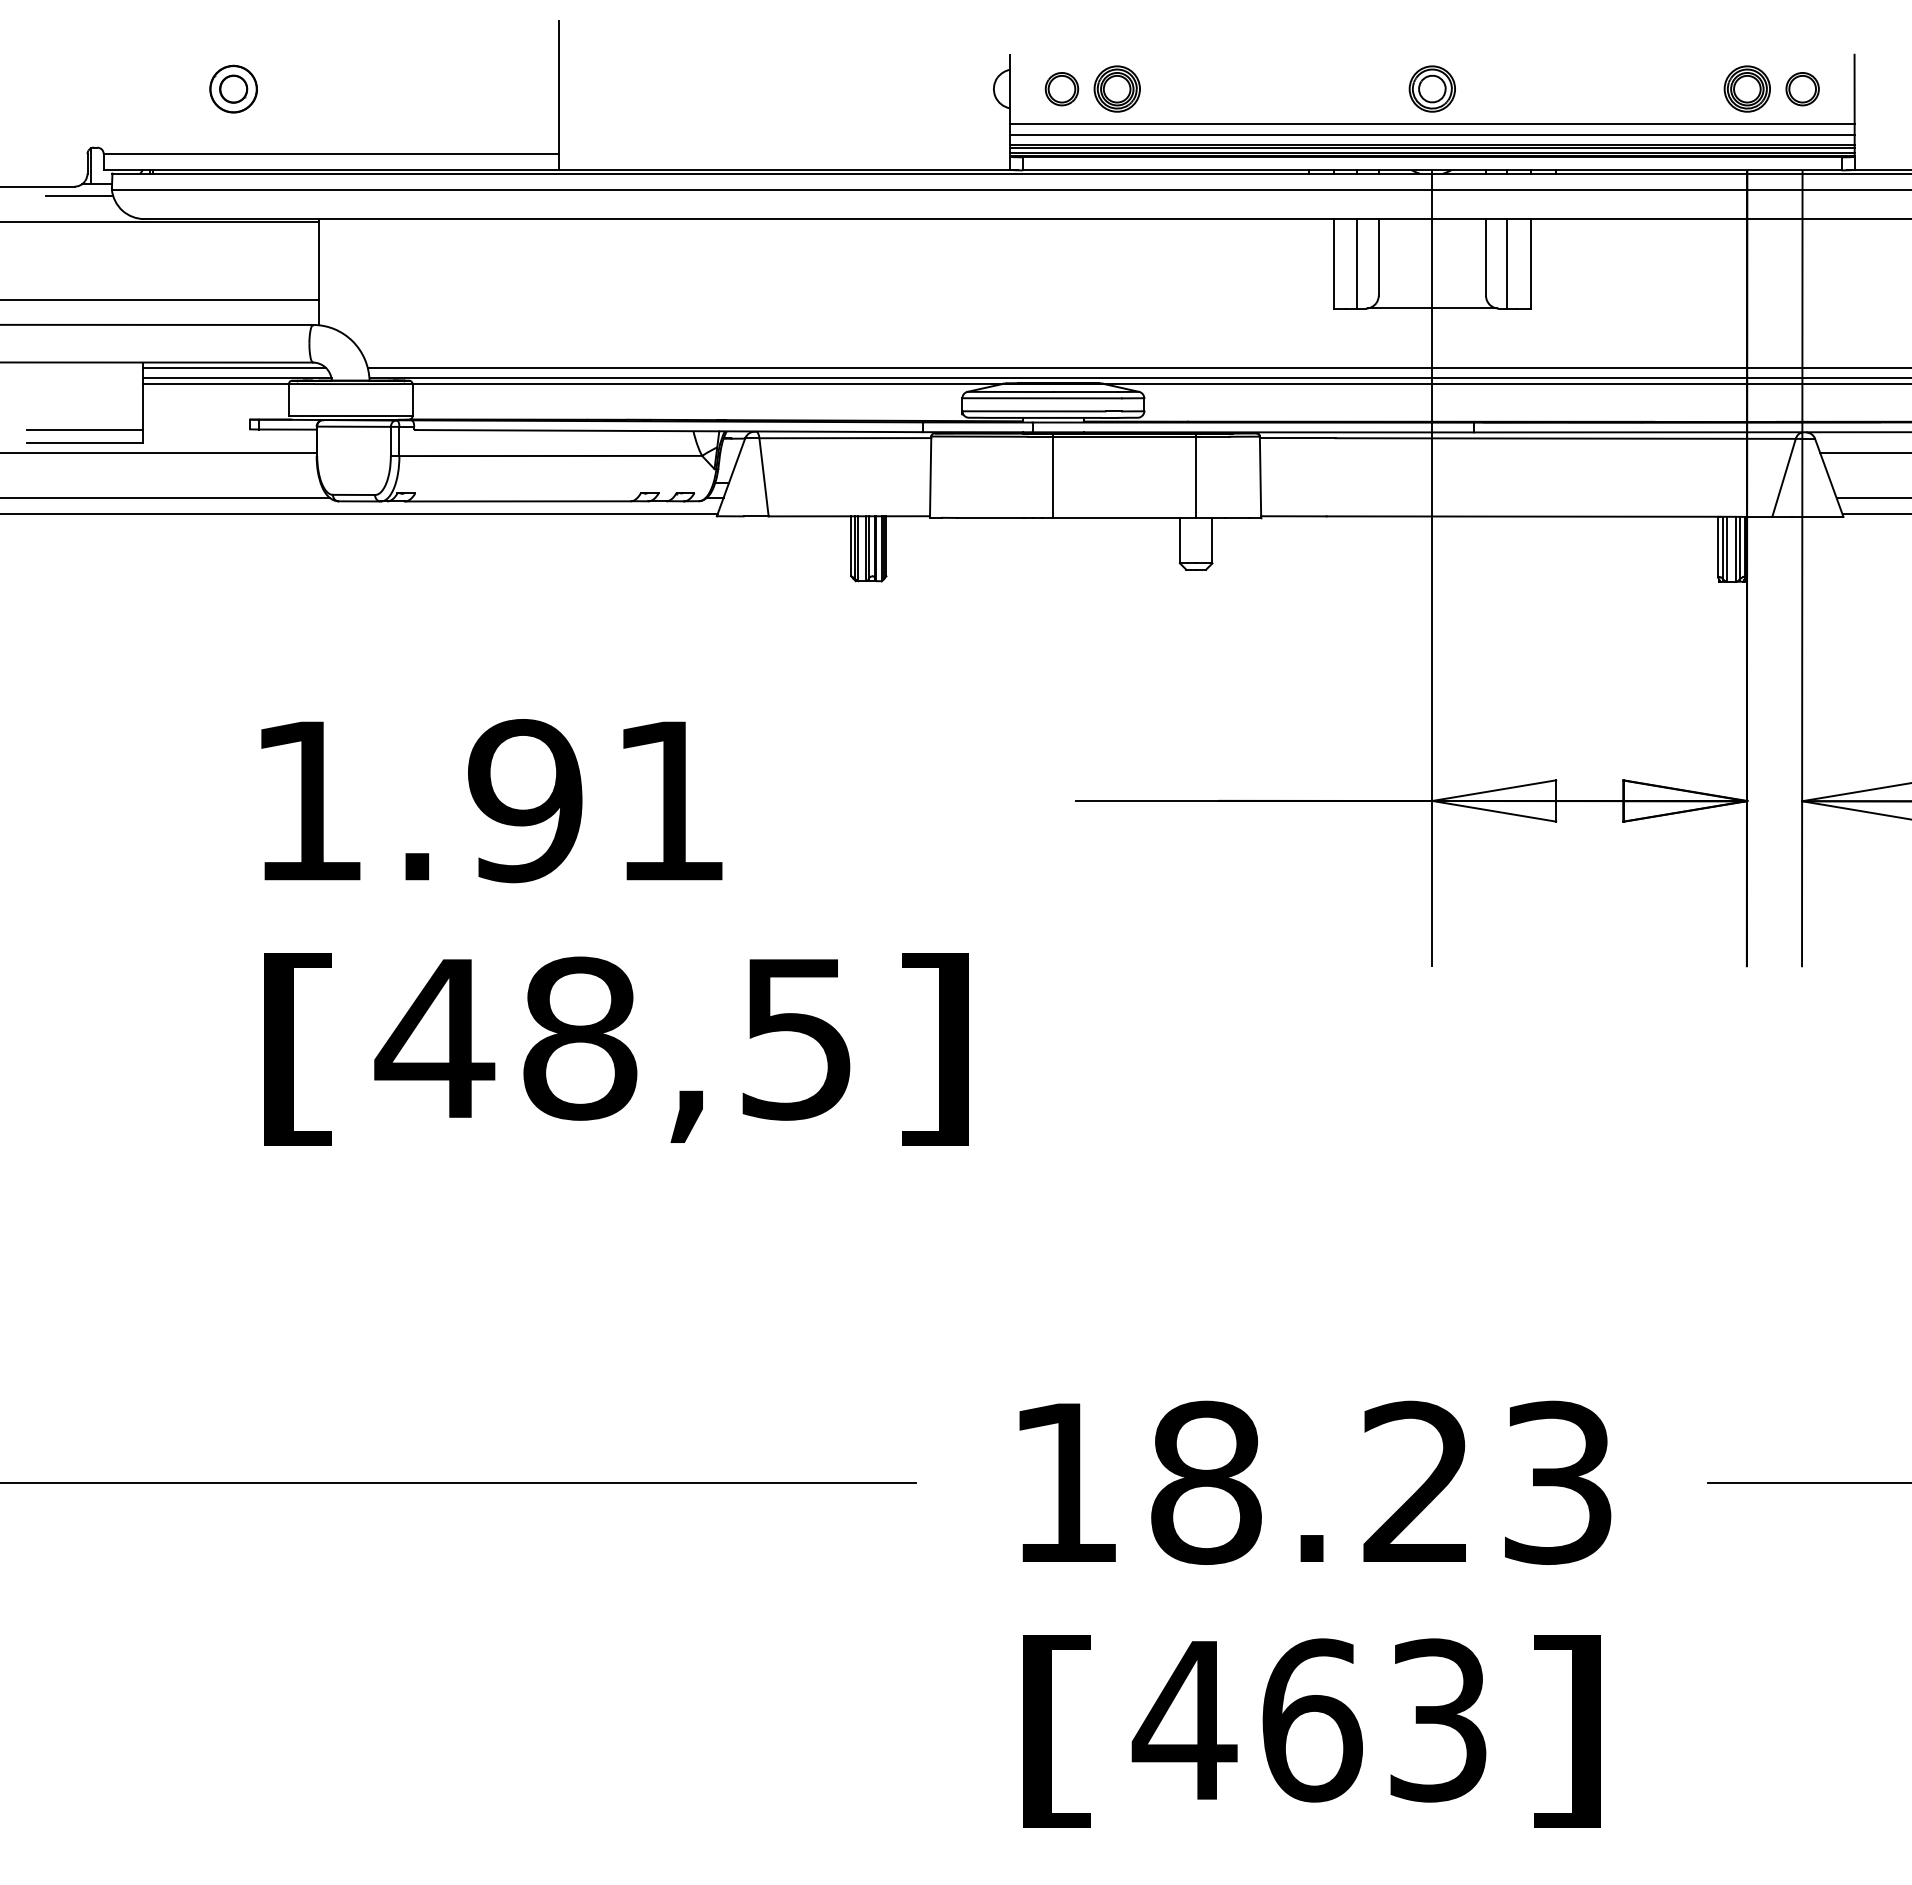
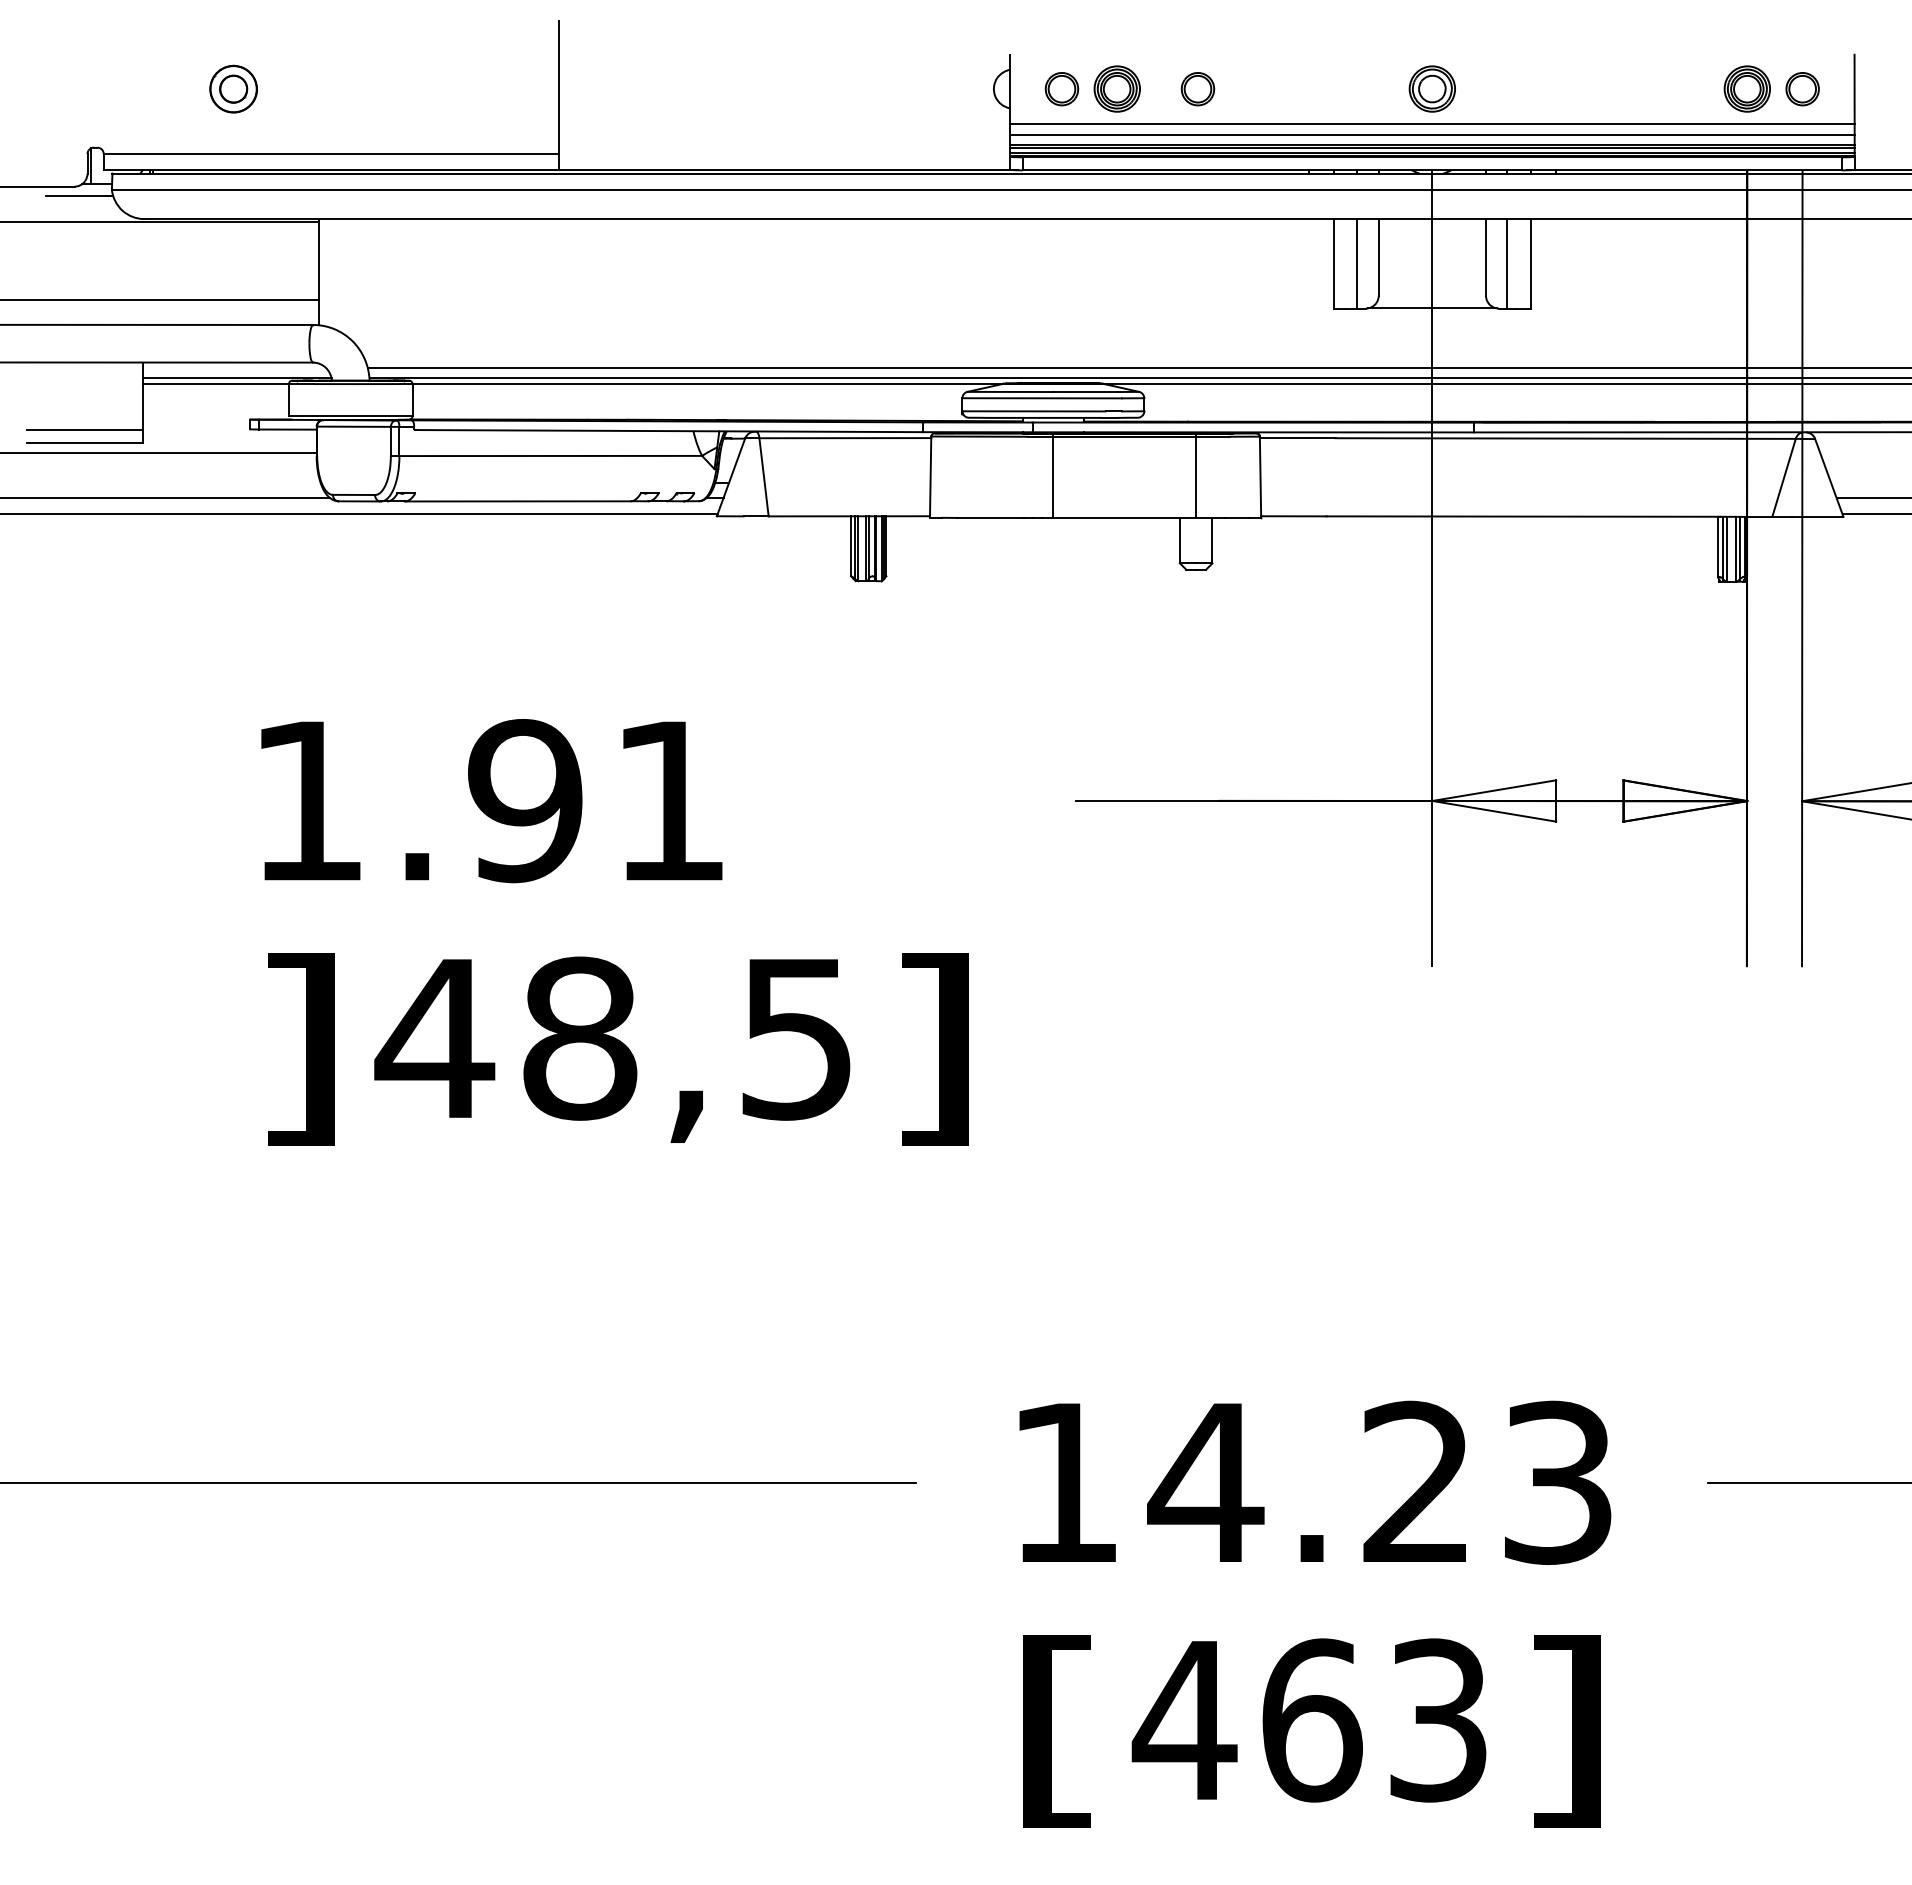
part: none -> present (1197, 89)
line: present -> none (234, 368)
line: present -> none (1864, 452)
text: [ -> ] (299, 1049)
text: 18.23 -> 14.23 (1205, 1482)
